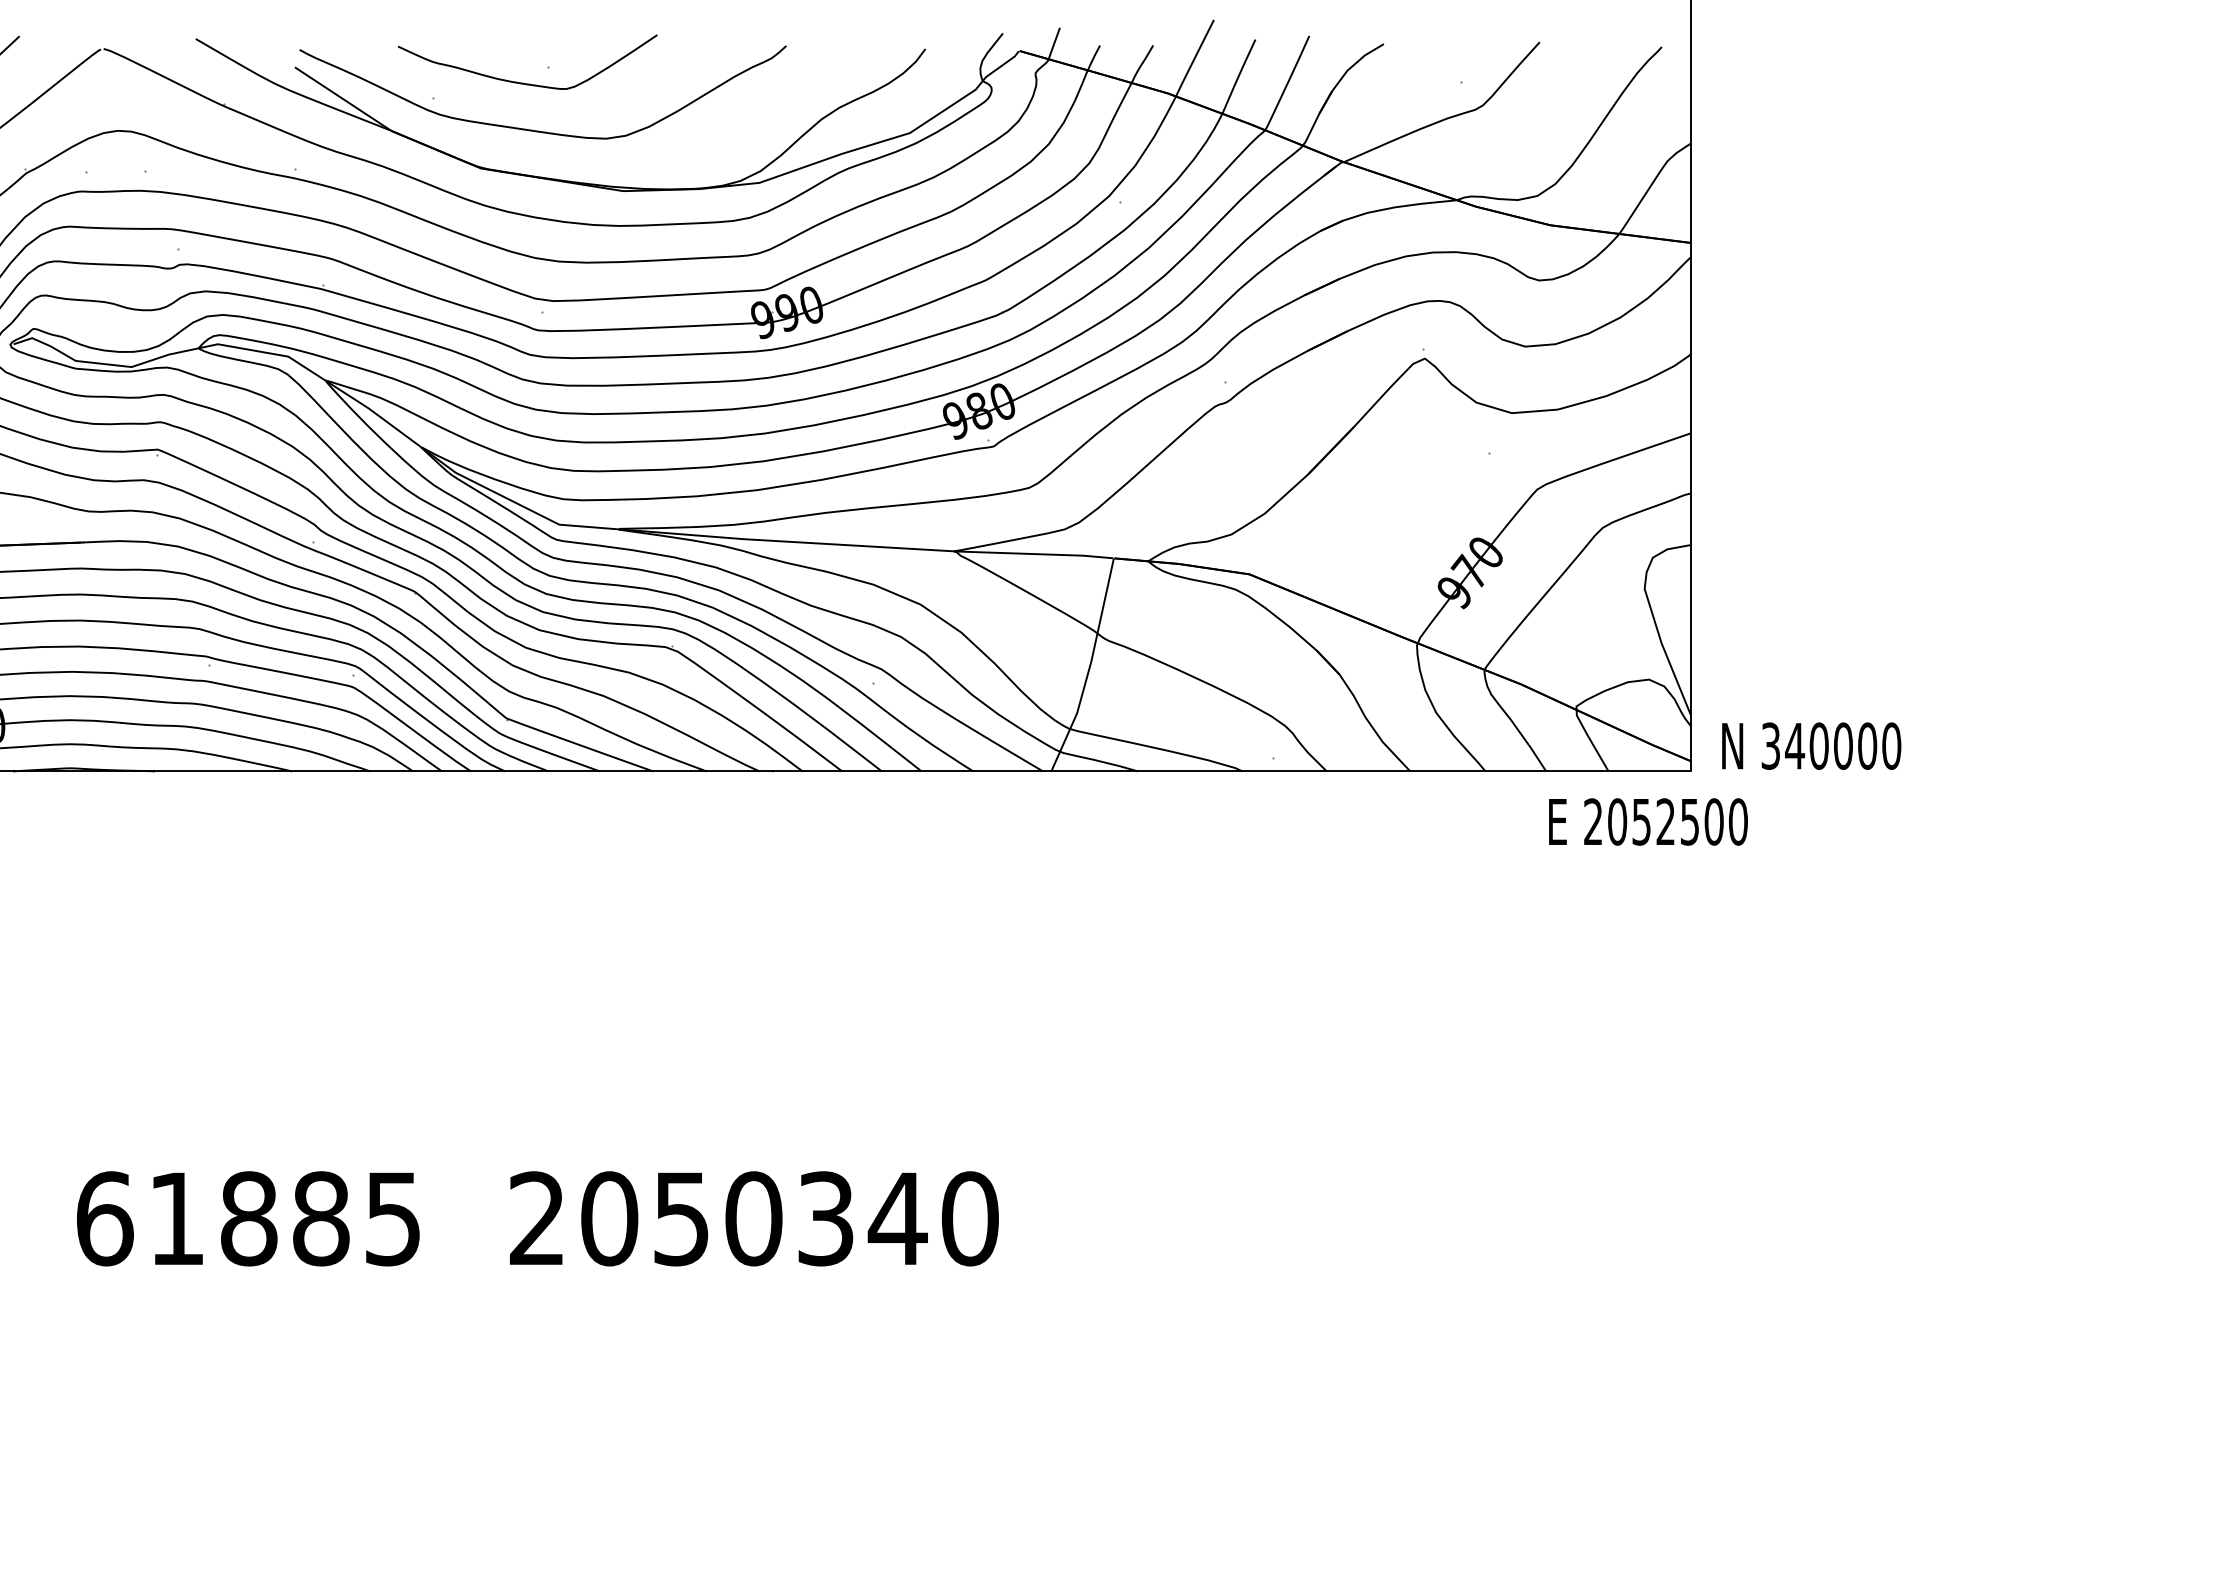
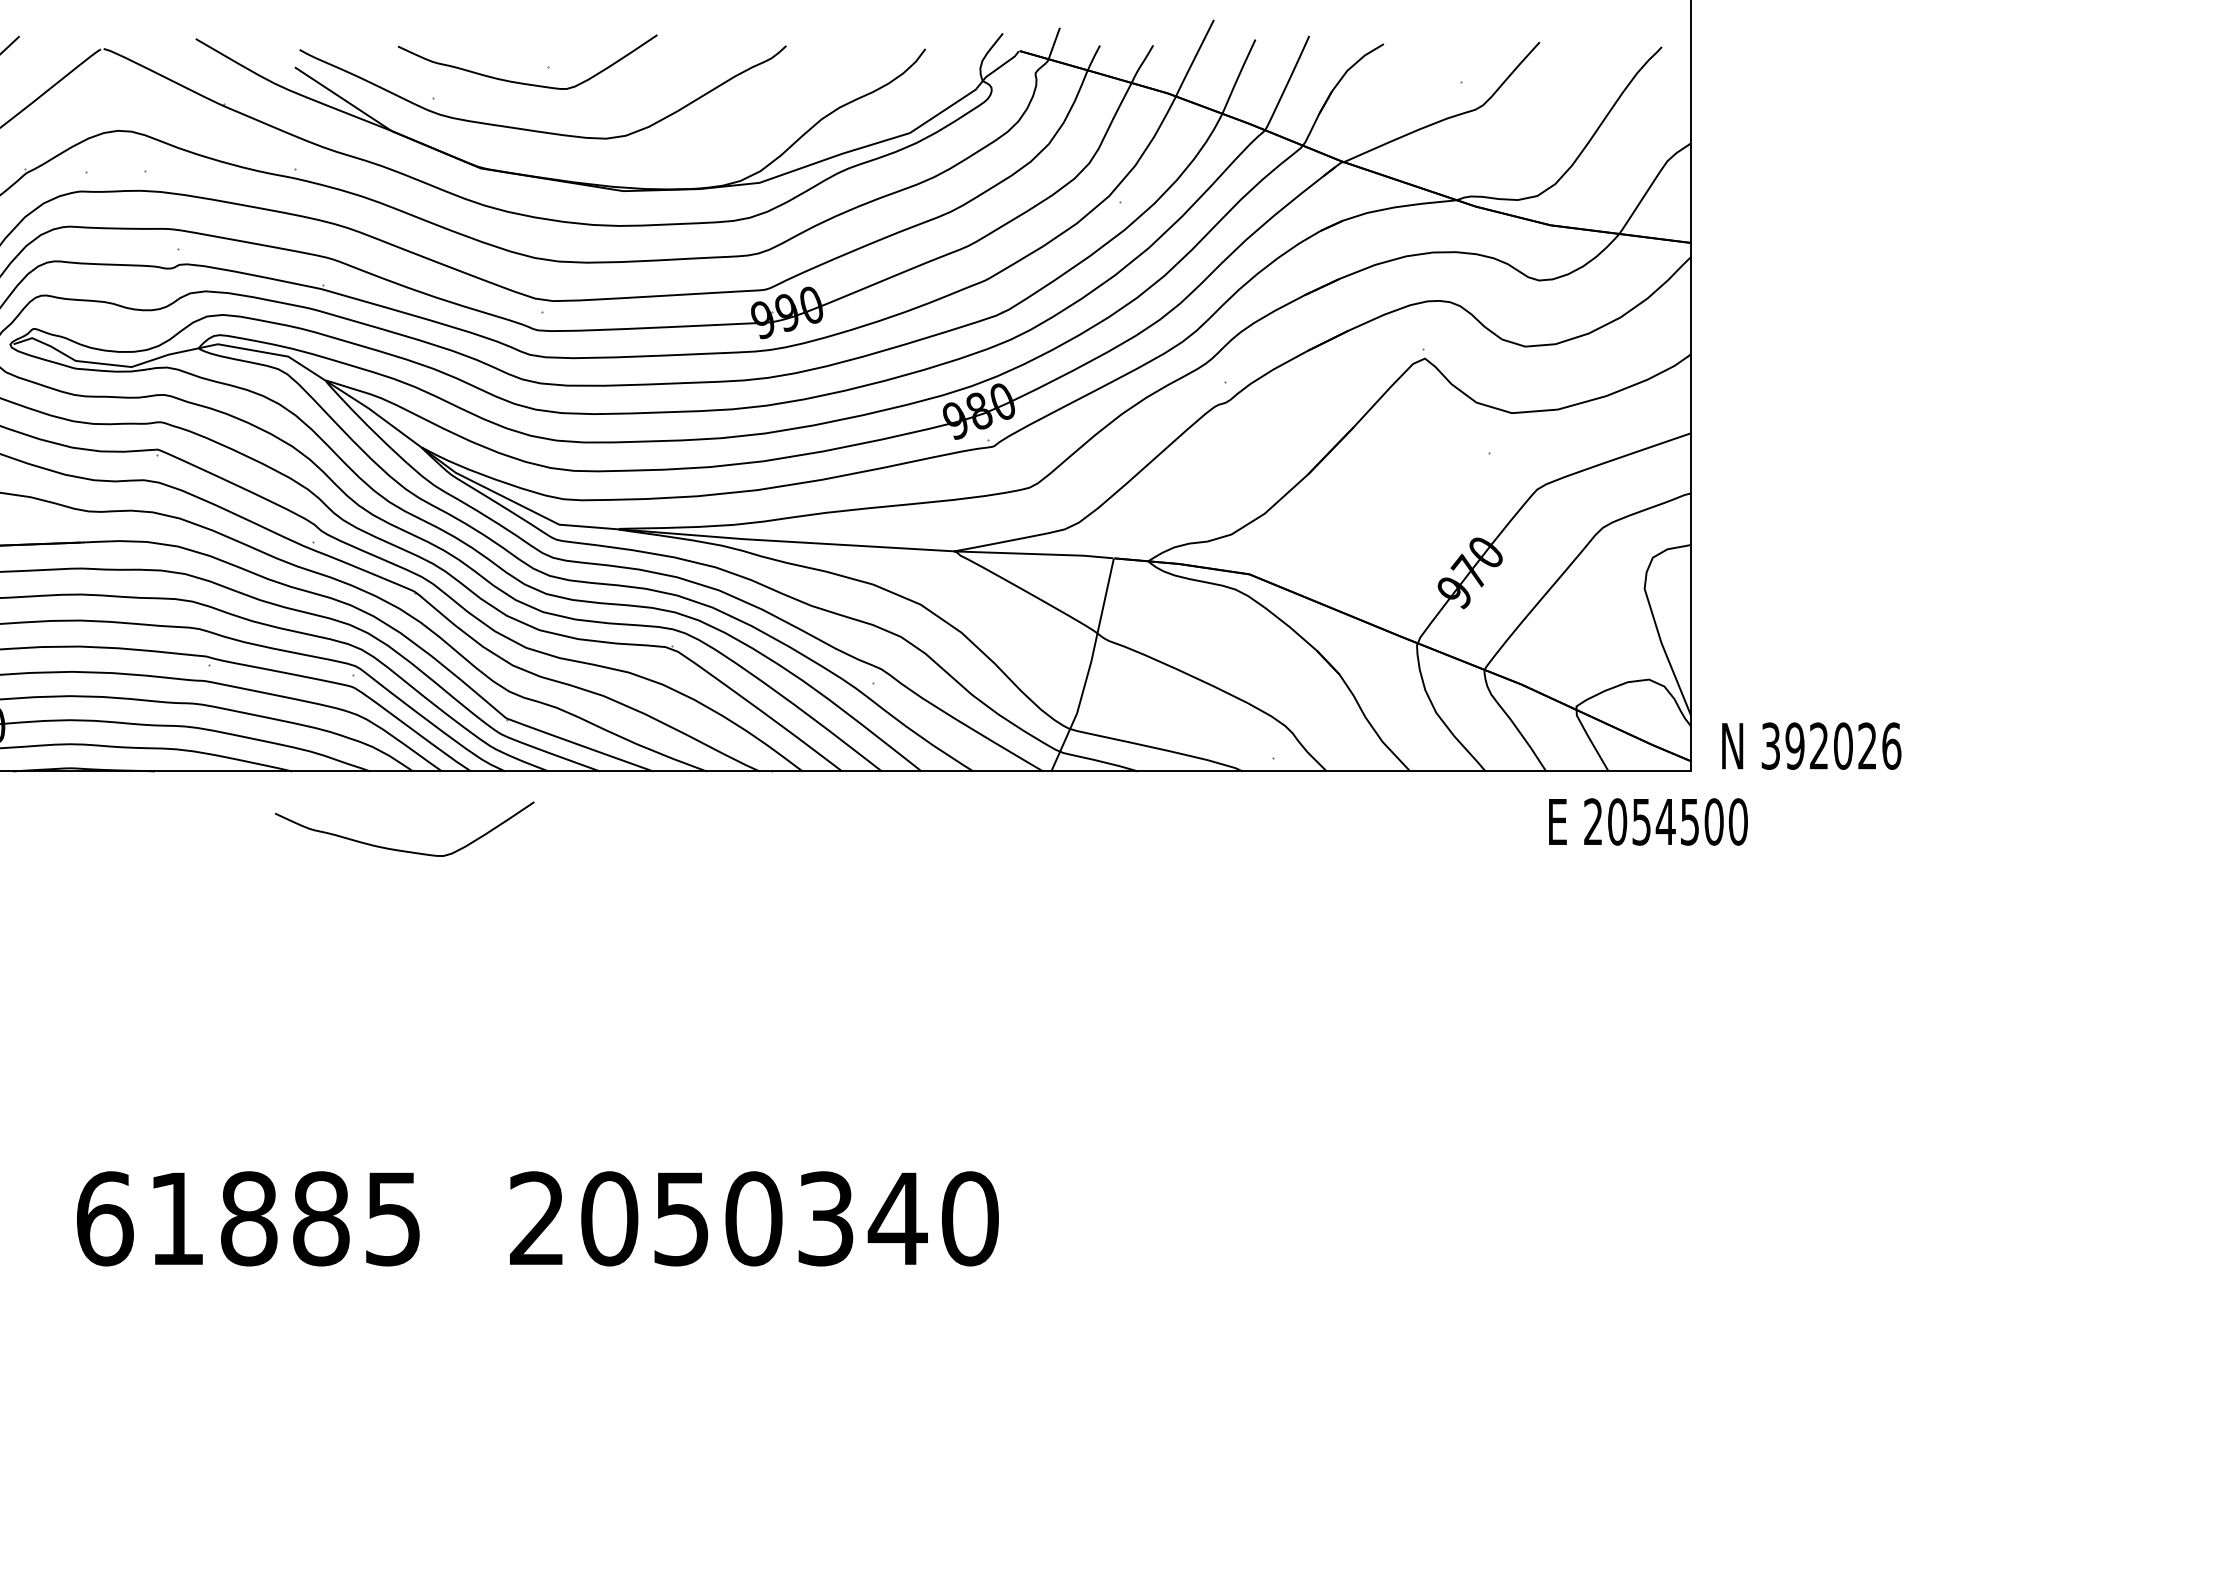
text: 340000 -> 392026 (1843, 745)
text: 2052500 -> 2054500 (1665, 821)
curve: none -> present (400, 849)
